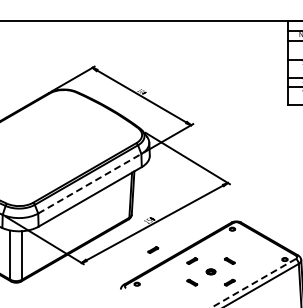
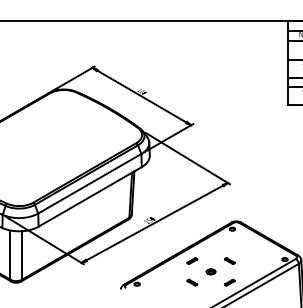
line: dashed -> solid (89, 183)
part: present -> none (153, 249)
line: dashed -> solid (253, 283)
